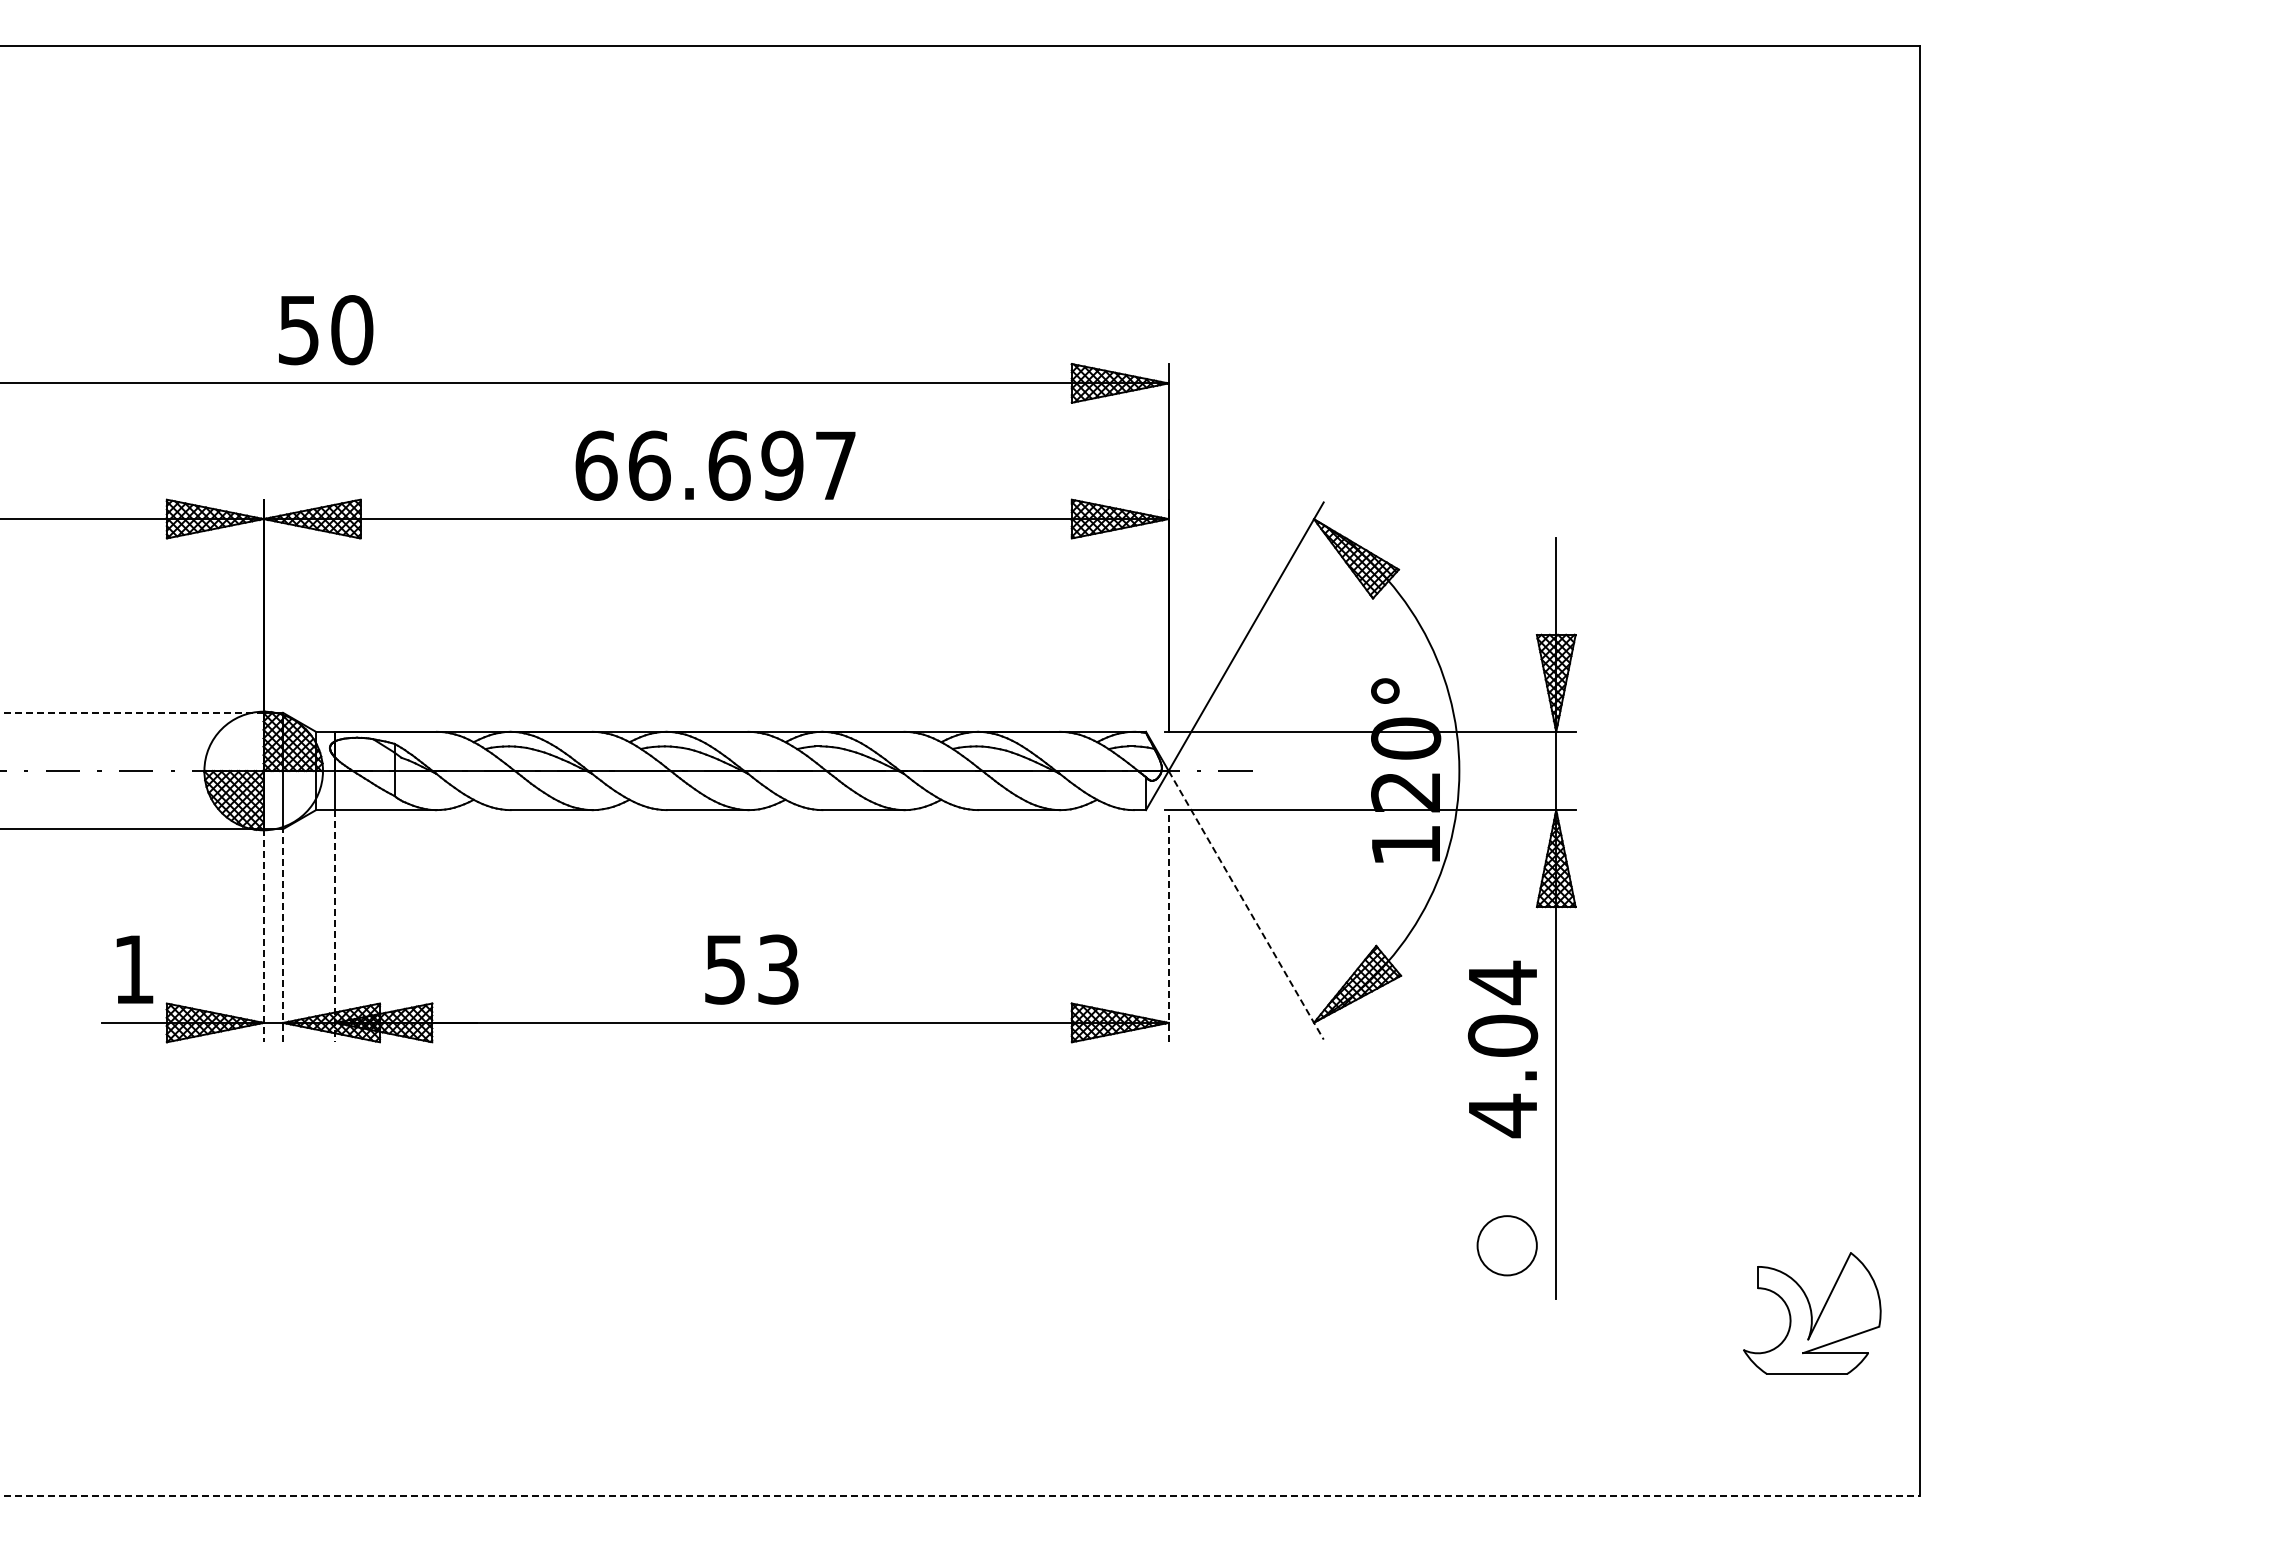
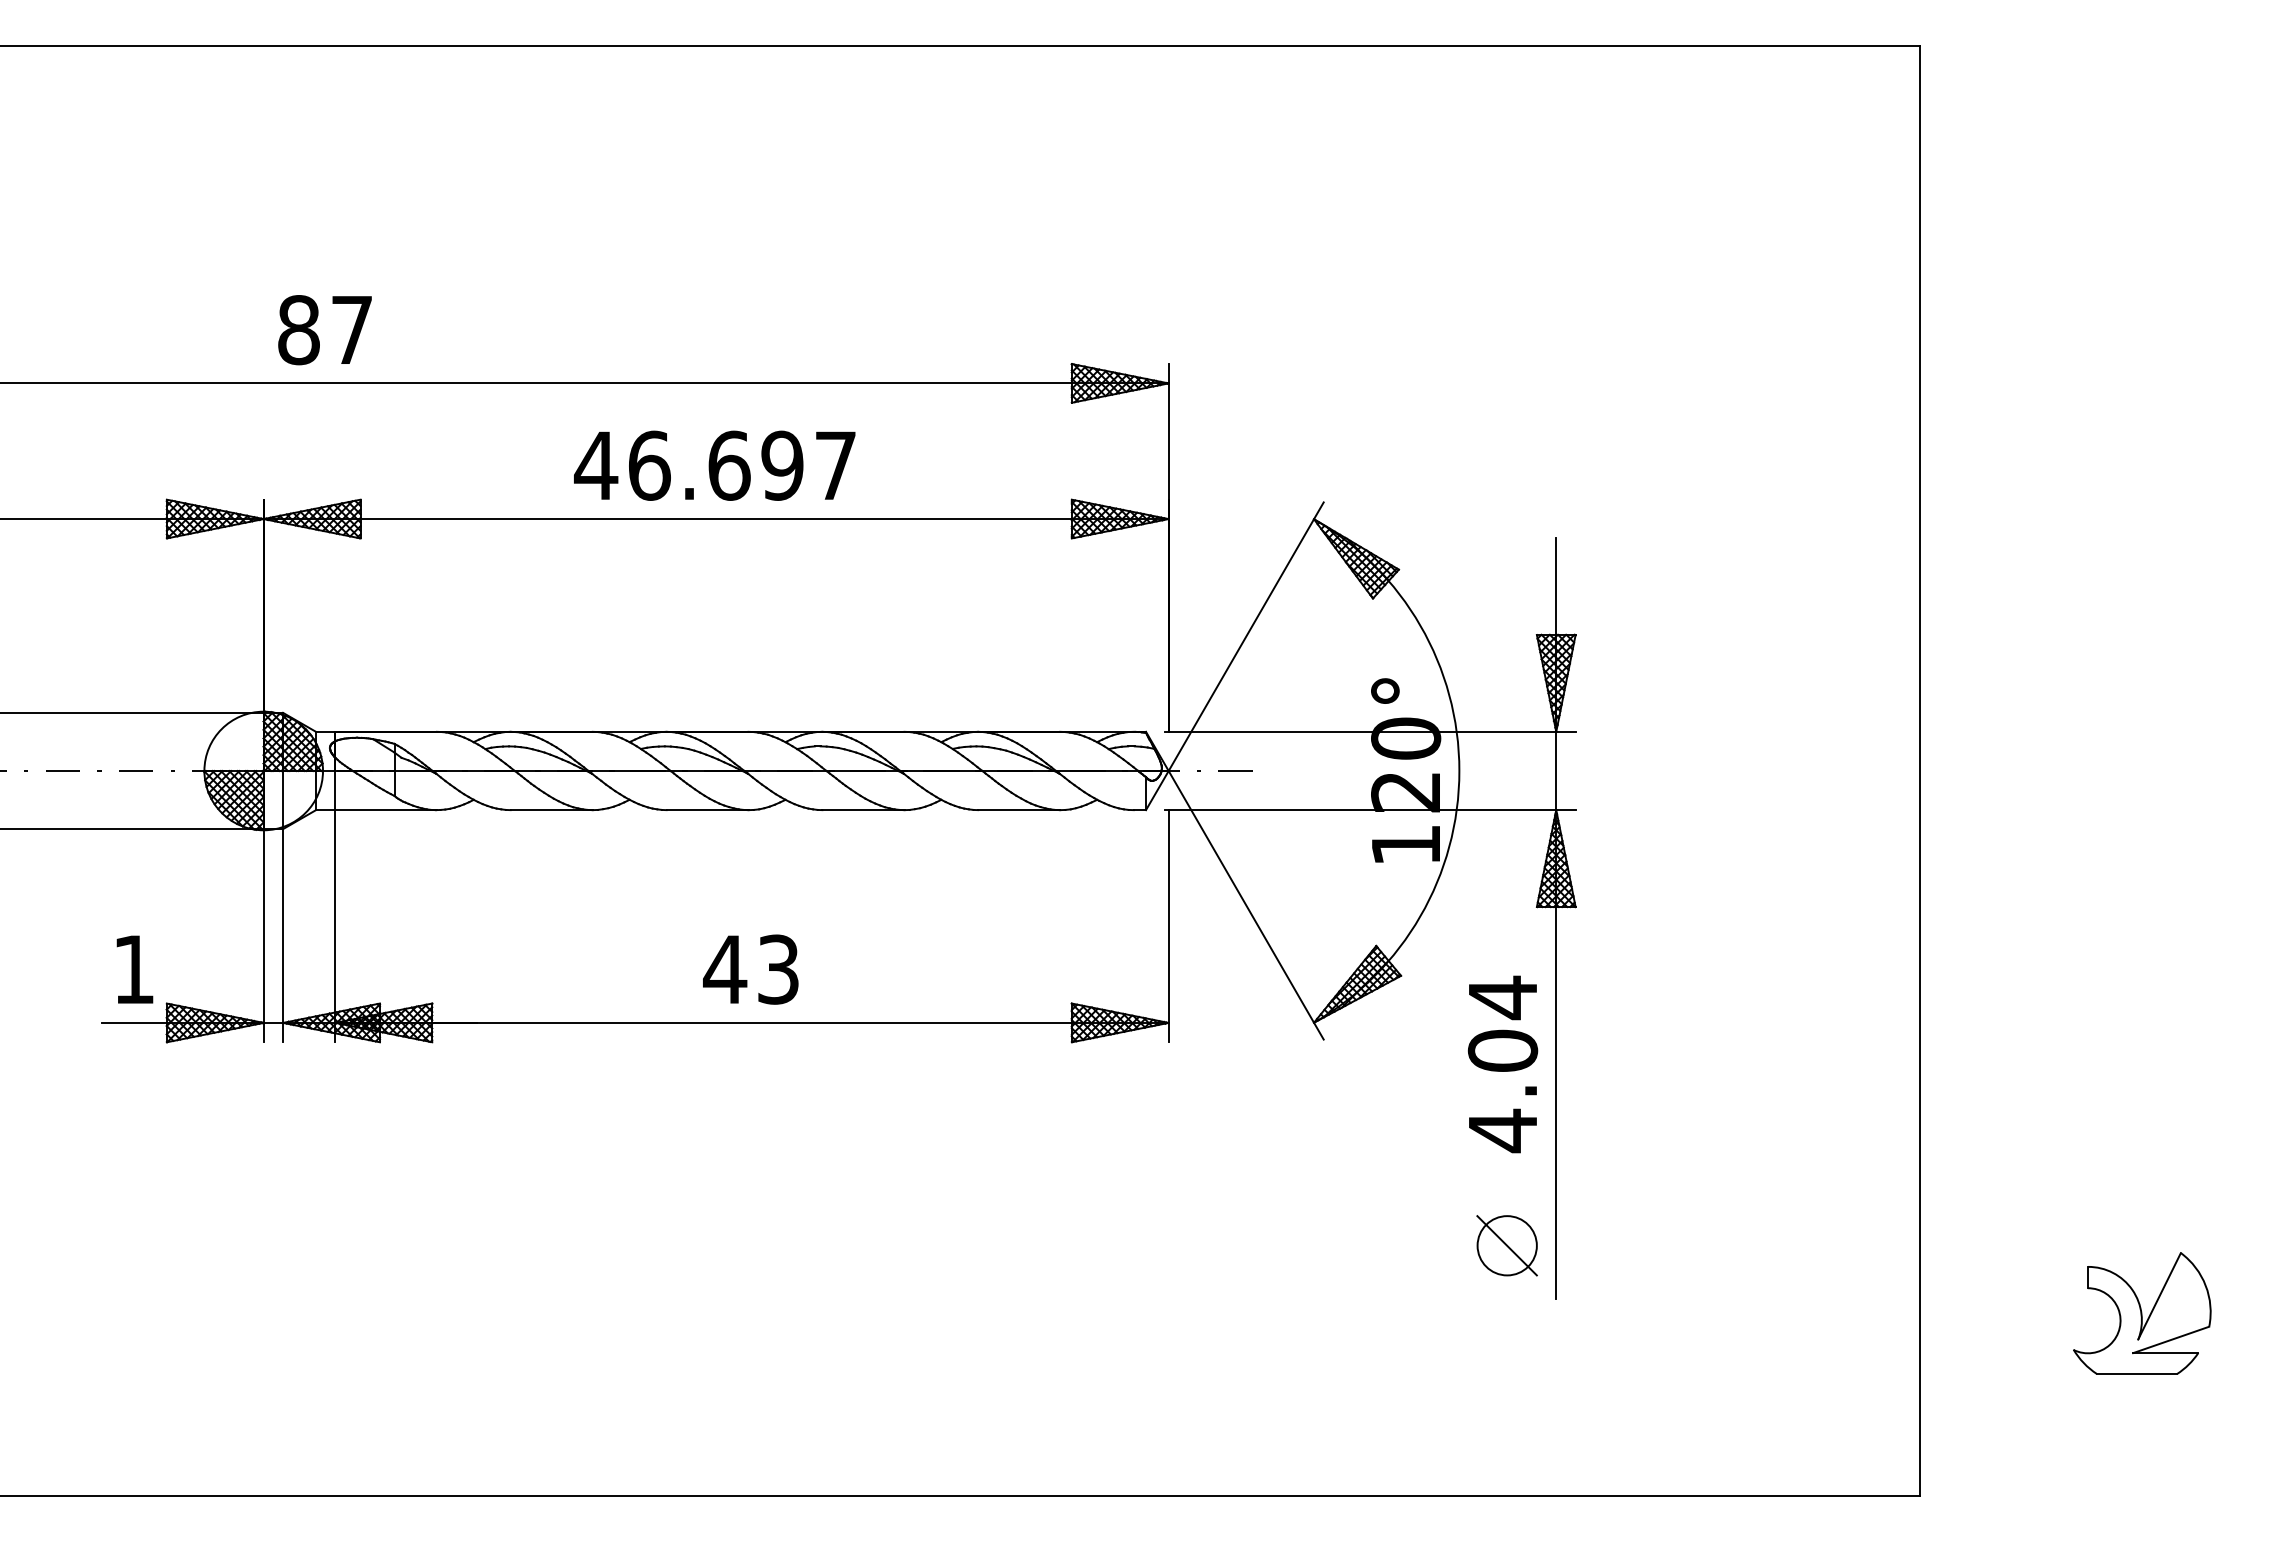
text: 50 -> 87 (325, 330)
text: 66.697 -> 46.697 (596, 465)
line: dashed -> solid (131, 712)
line: dashed -> solid (1246, 905)
line: dashed -> solid (1168, 925)
line: dashed -> solid (335, 926)
line: dashed -> solid (263, 935)
line: dashed -> solid (283, 935)
text: 53 -> 43 (725, 969)
text position: (1502, 1049) -> (1502, 1064) (1502, 1064)
line: none -> present (1506, 1245)
part position: (1812, 1313) -> (2142, 1313) (2142, 1313)
line: dashed -> solid (960, 1495)
